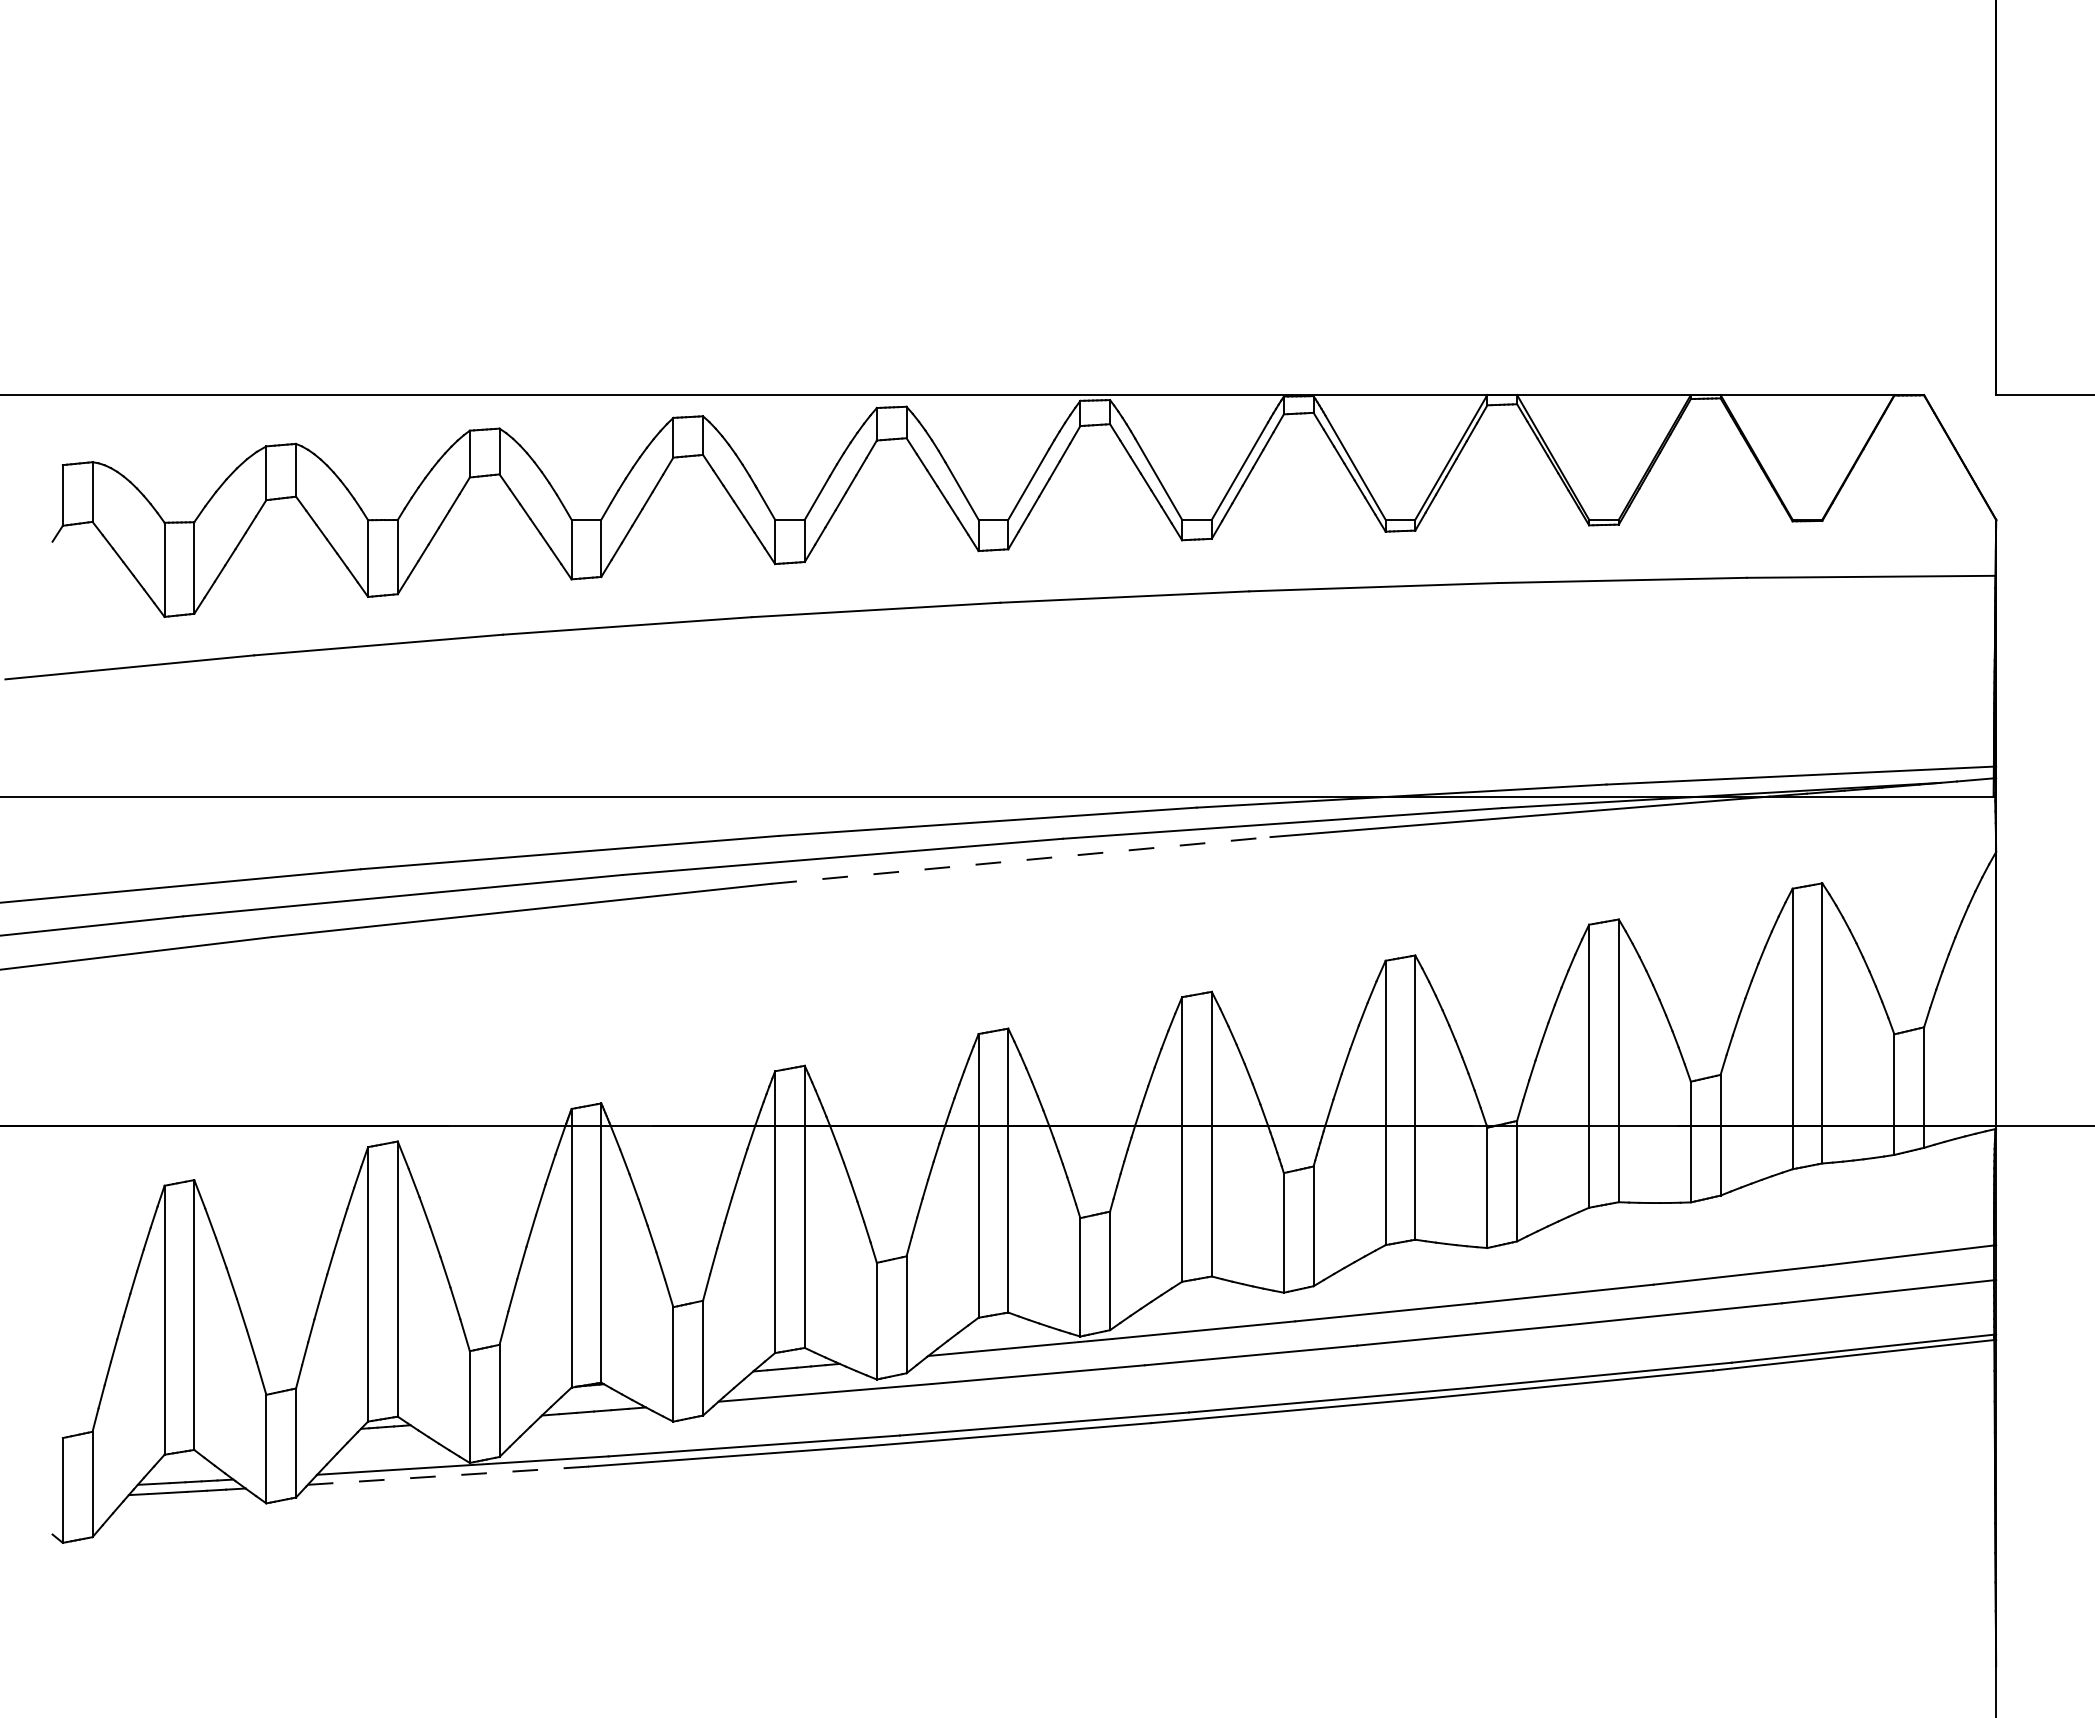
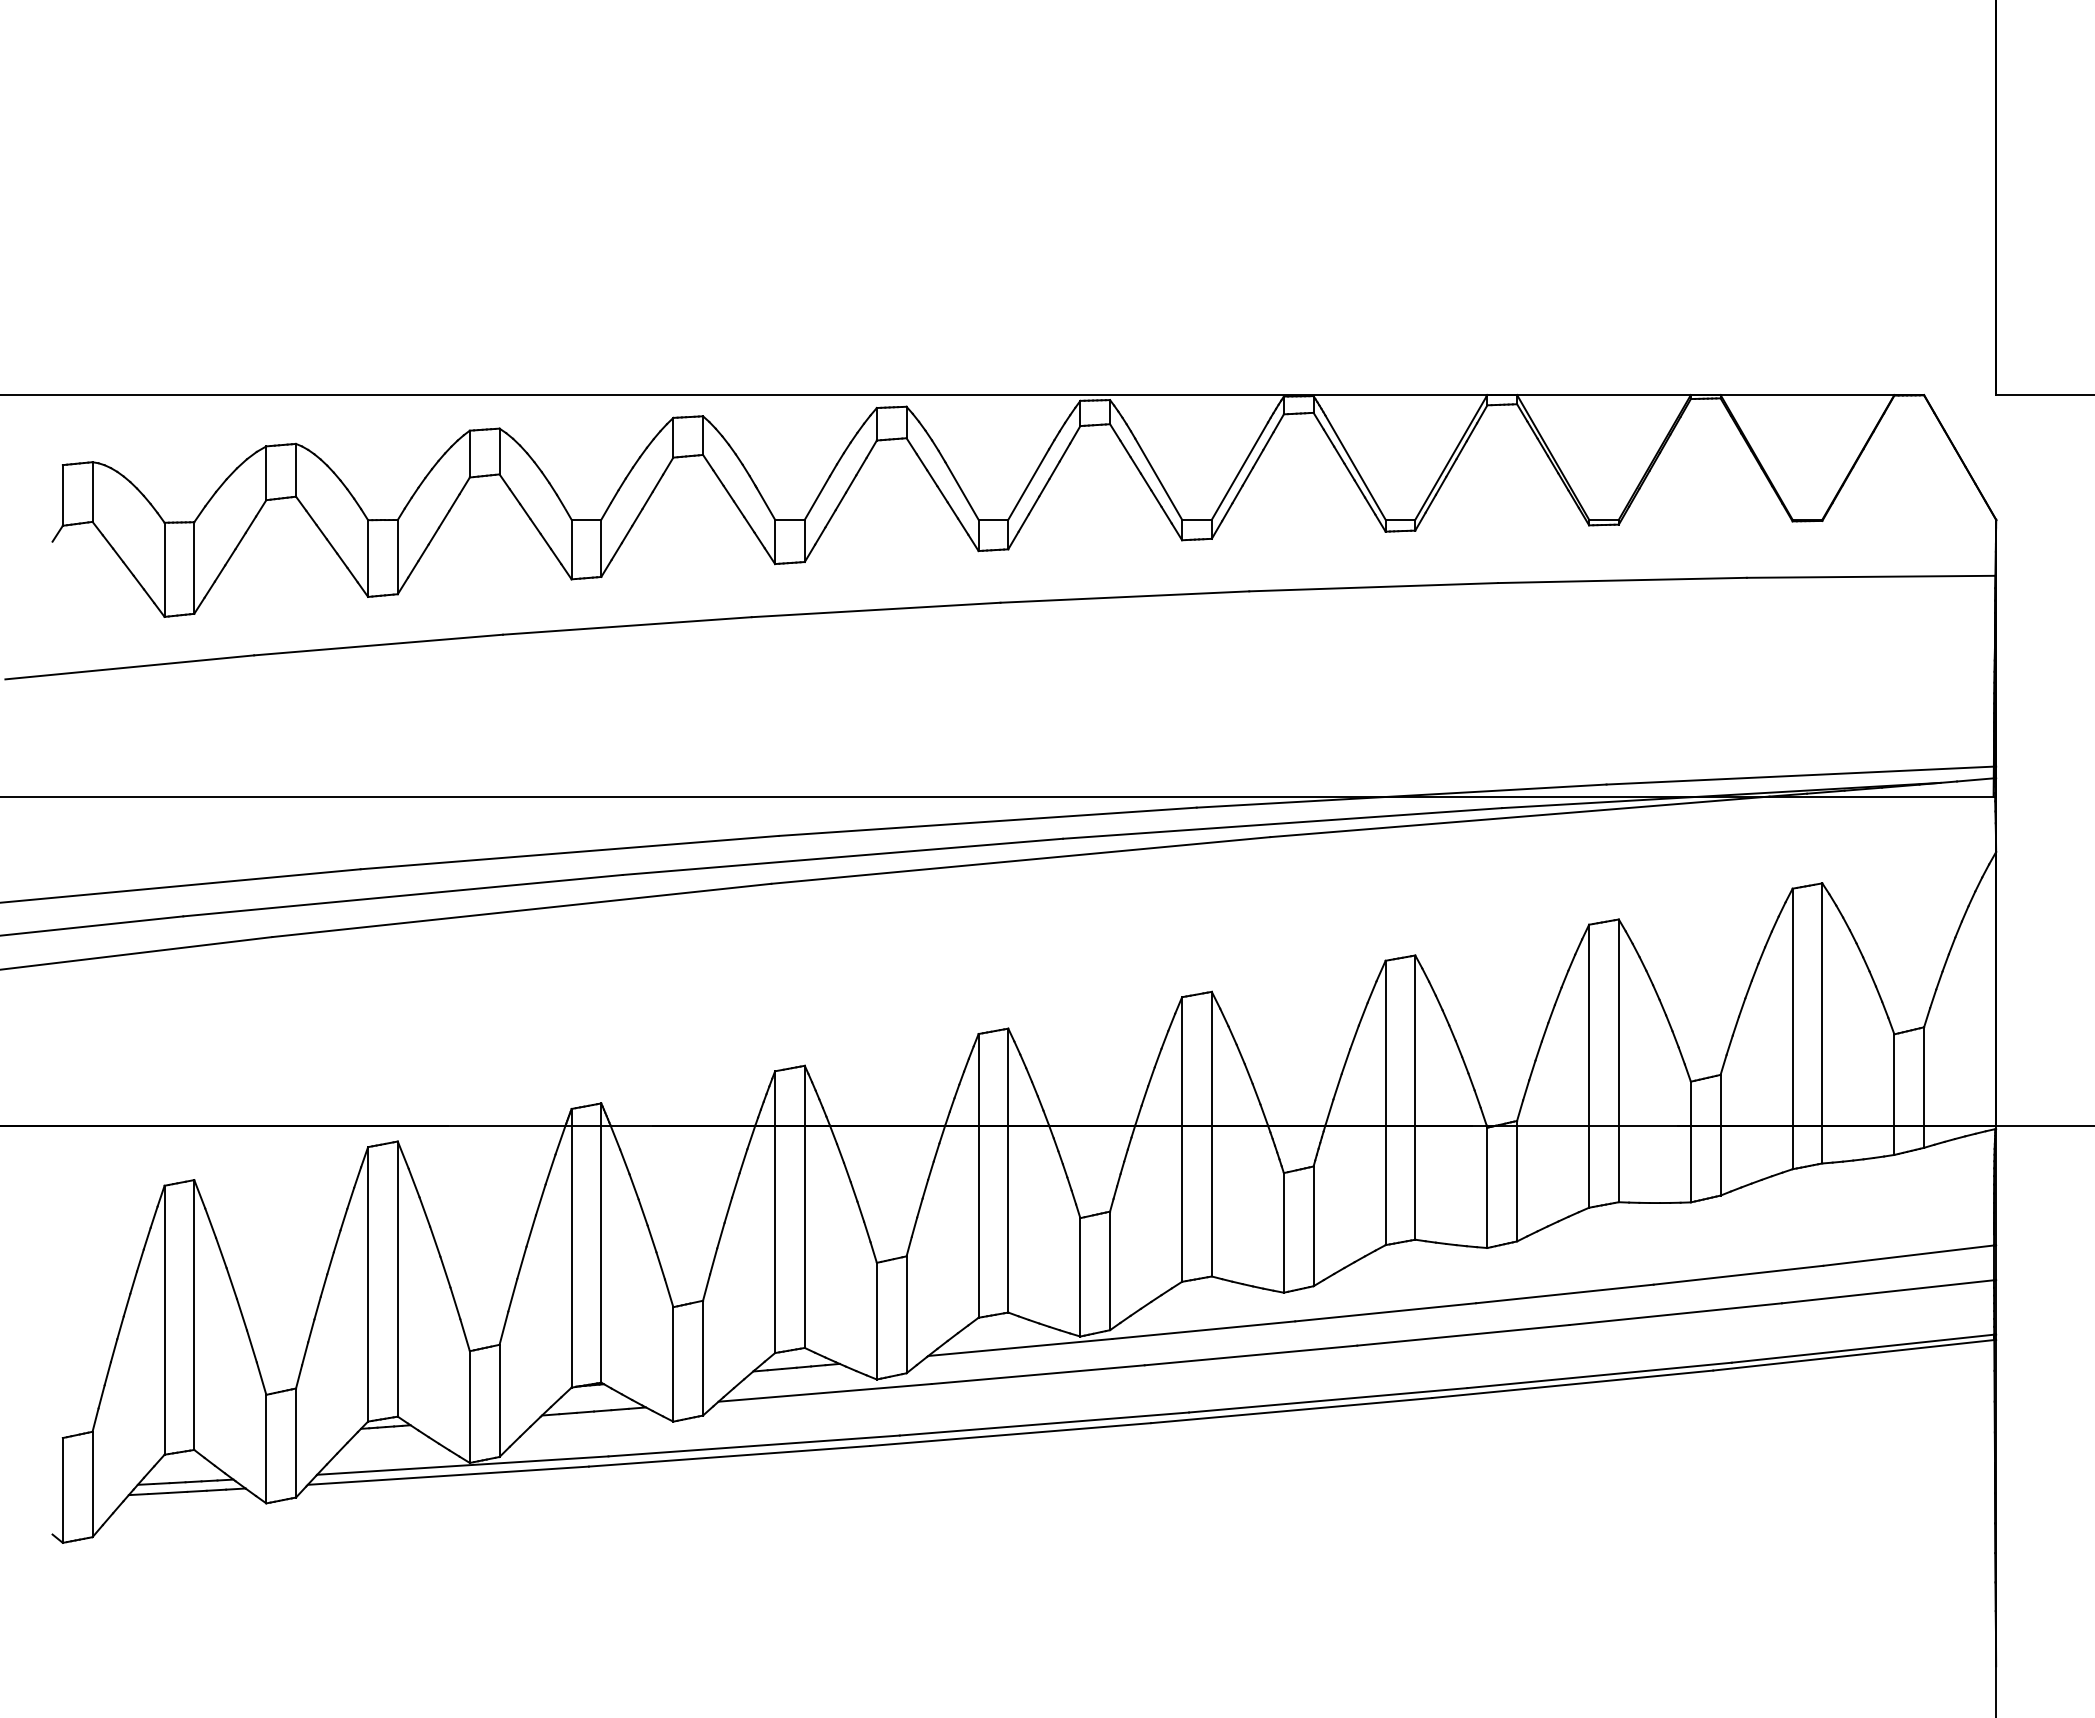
line: dashed -> solid (1020, 860)
line: dashed -> solid (448, 1475)
